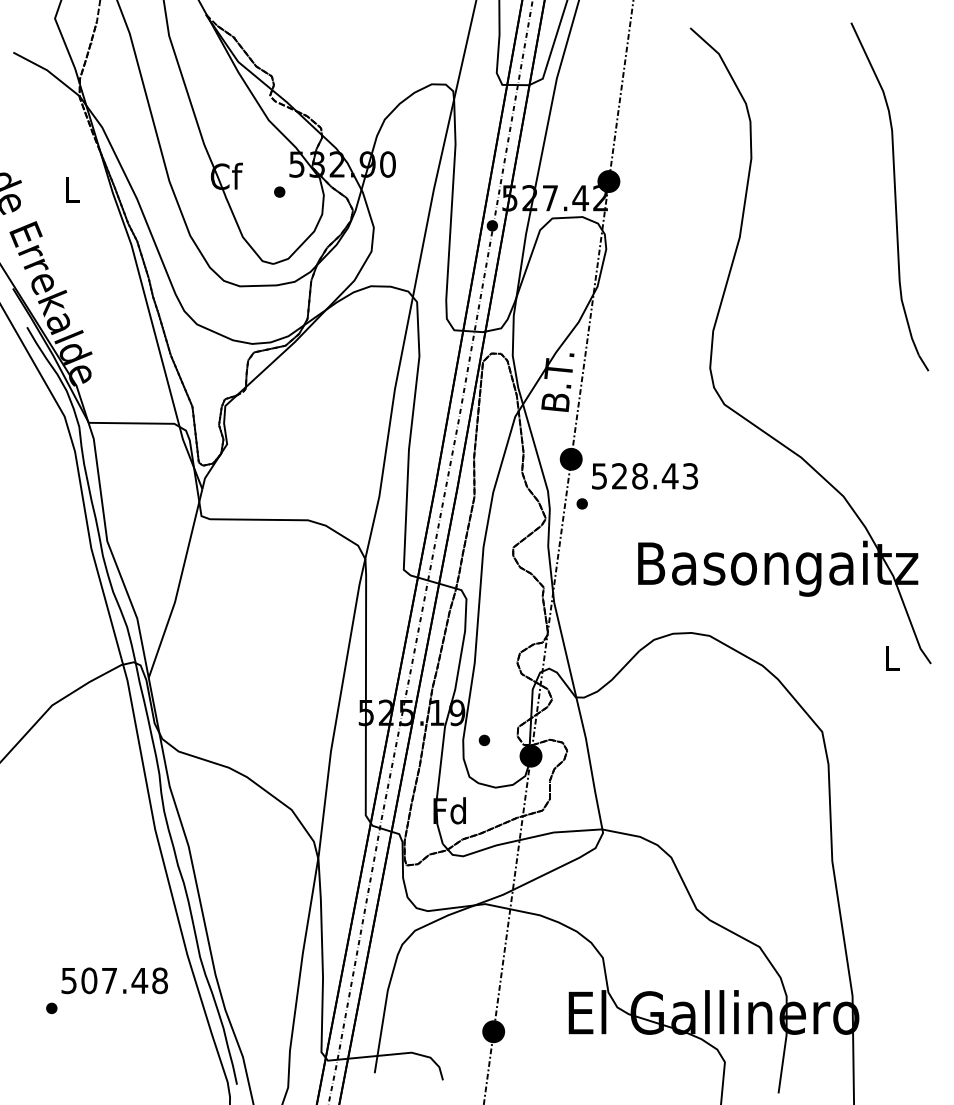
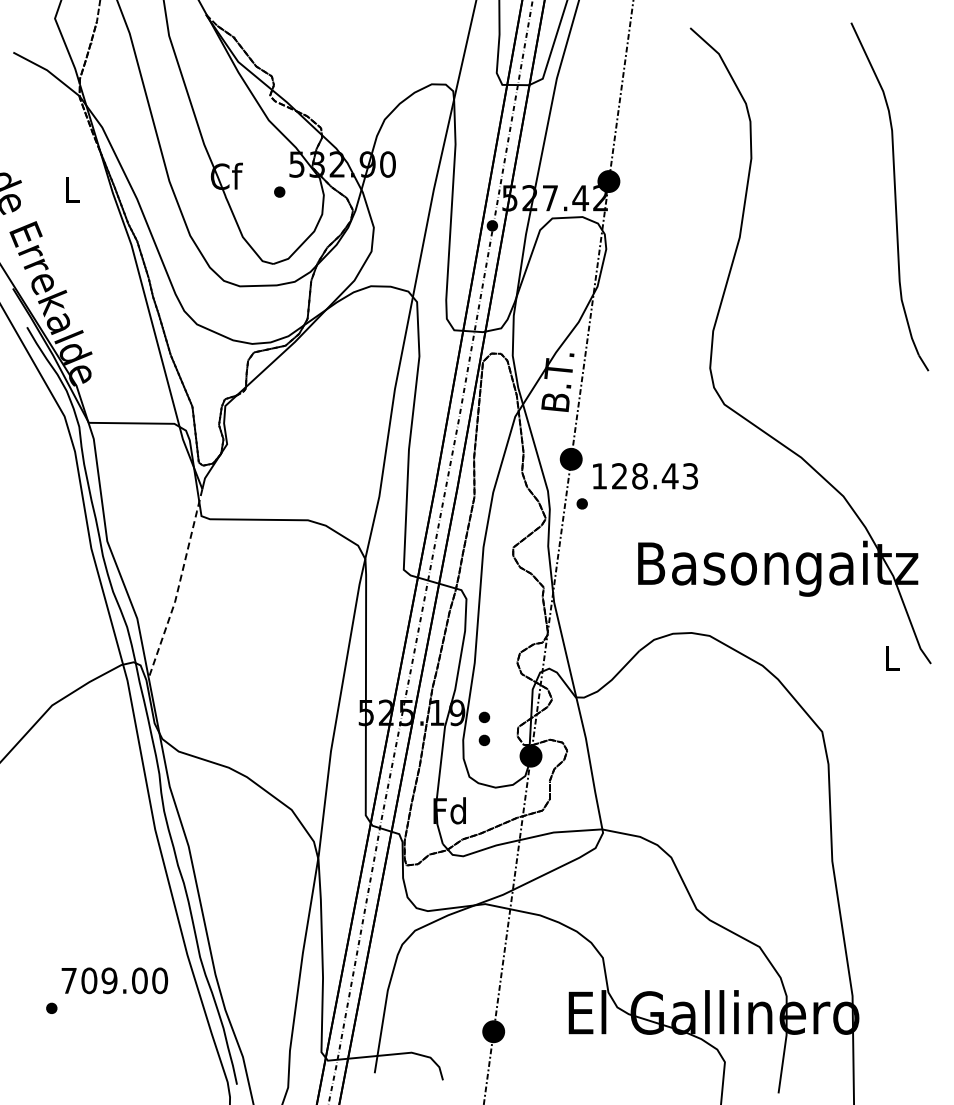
text: 528.43 -> 128.43 (599, 476)
line: solid -> dashed (179, 584)
part: none -> present (484, 716)
text: 507.48 -> 709.00 (114, 980)
